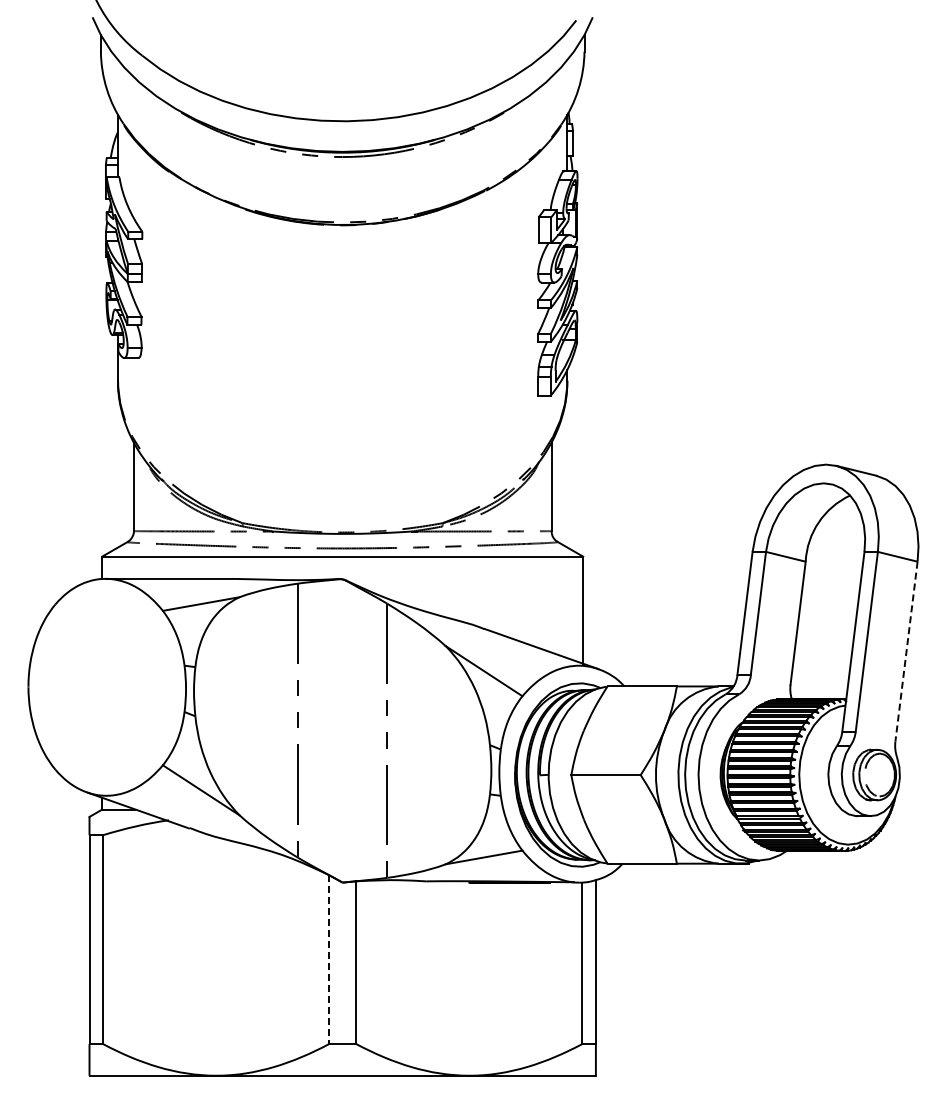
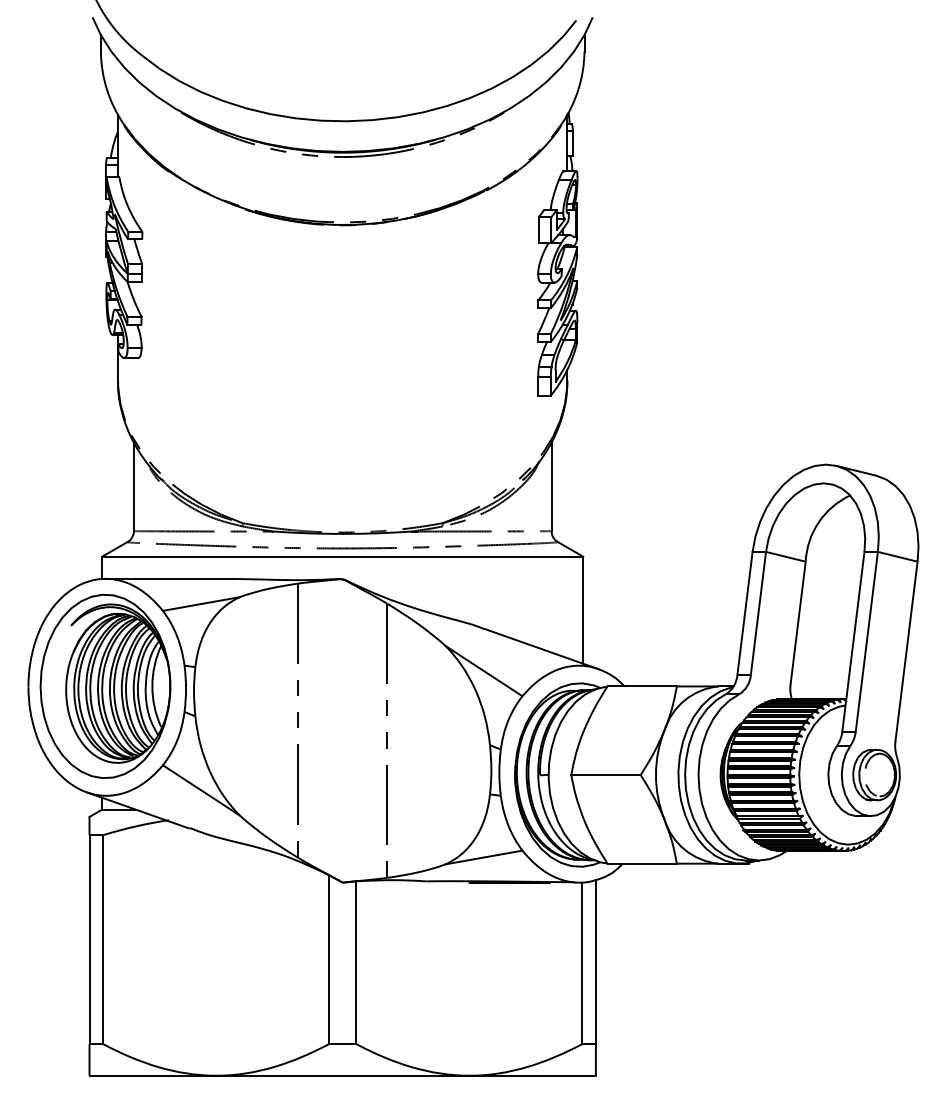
line: dashed -> solid (906, 651)
part: none -> present (105, 685)
line: dashed -> solid (329, 960)
